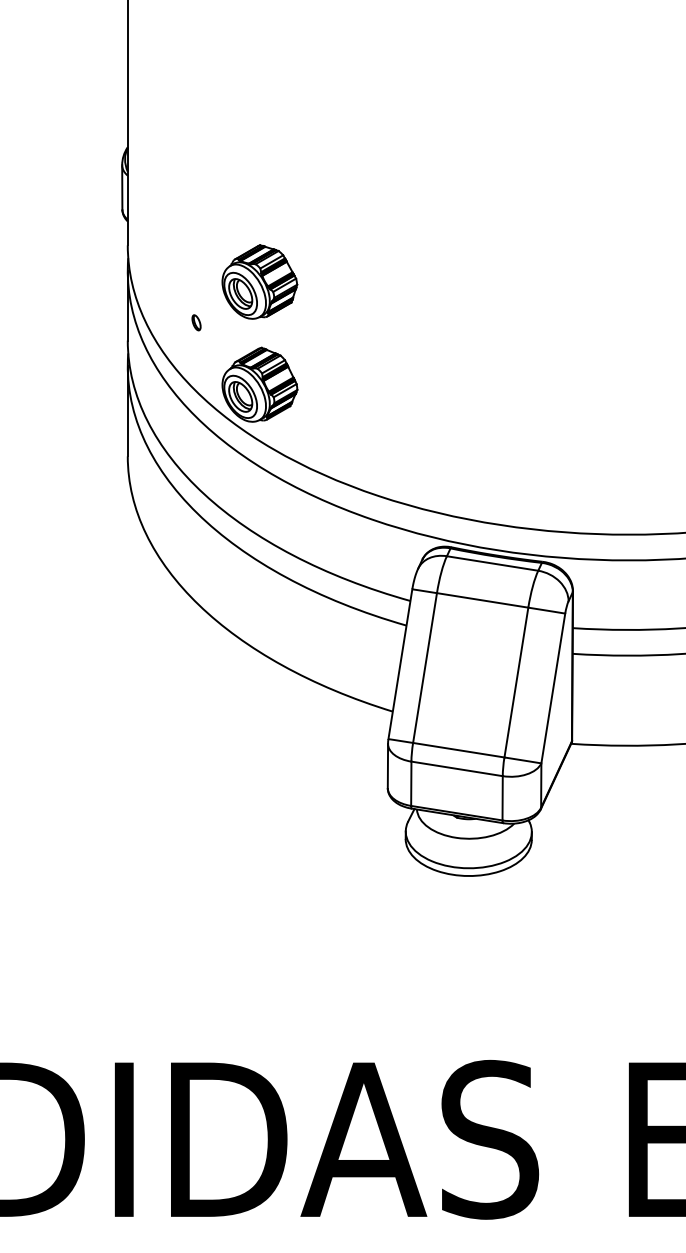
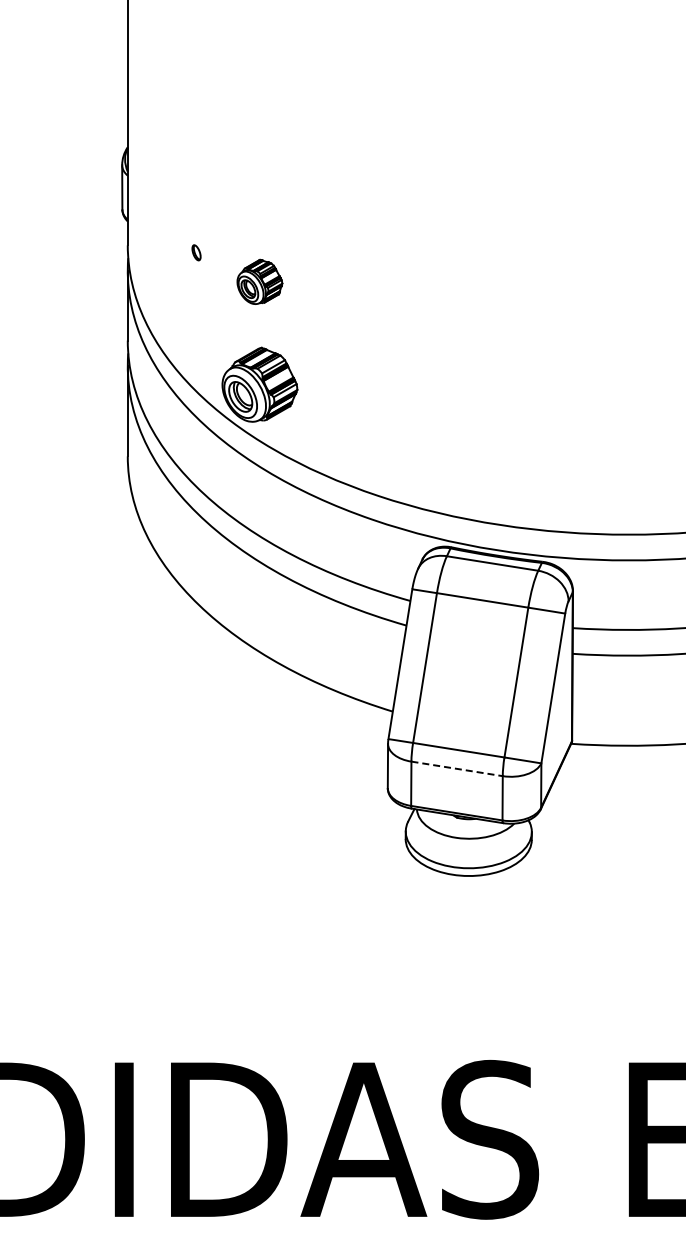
part size: 78x76 px -> 48x47 px (259, 281)
part position: (196, 322) -> (196, 252) (196, 252)
line: solid -> dashed (457, 768)
